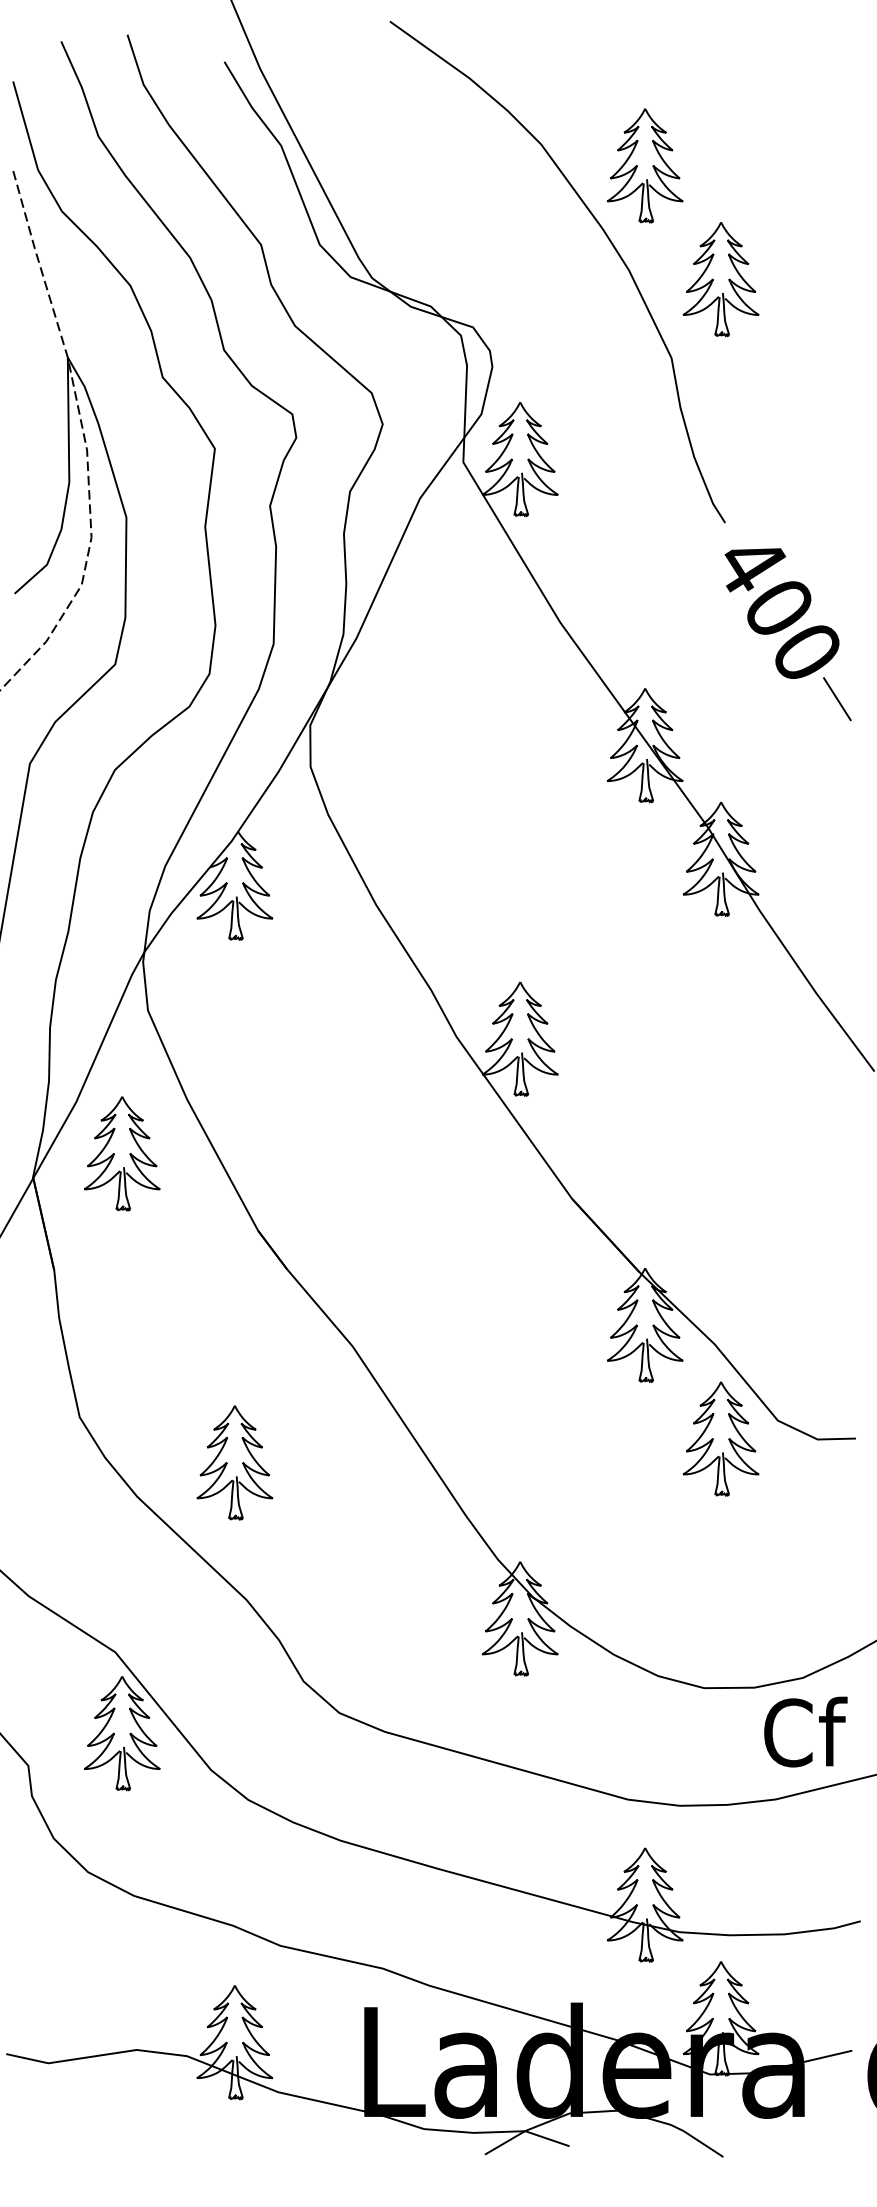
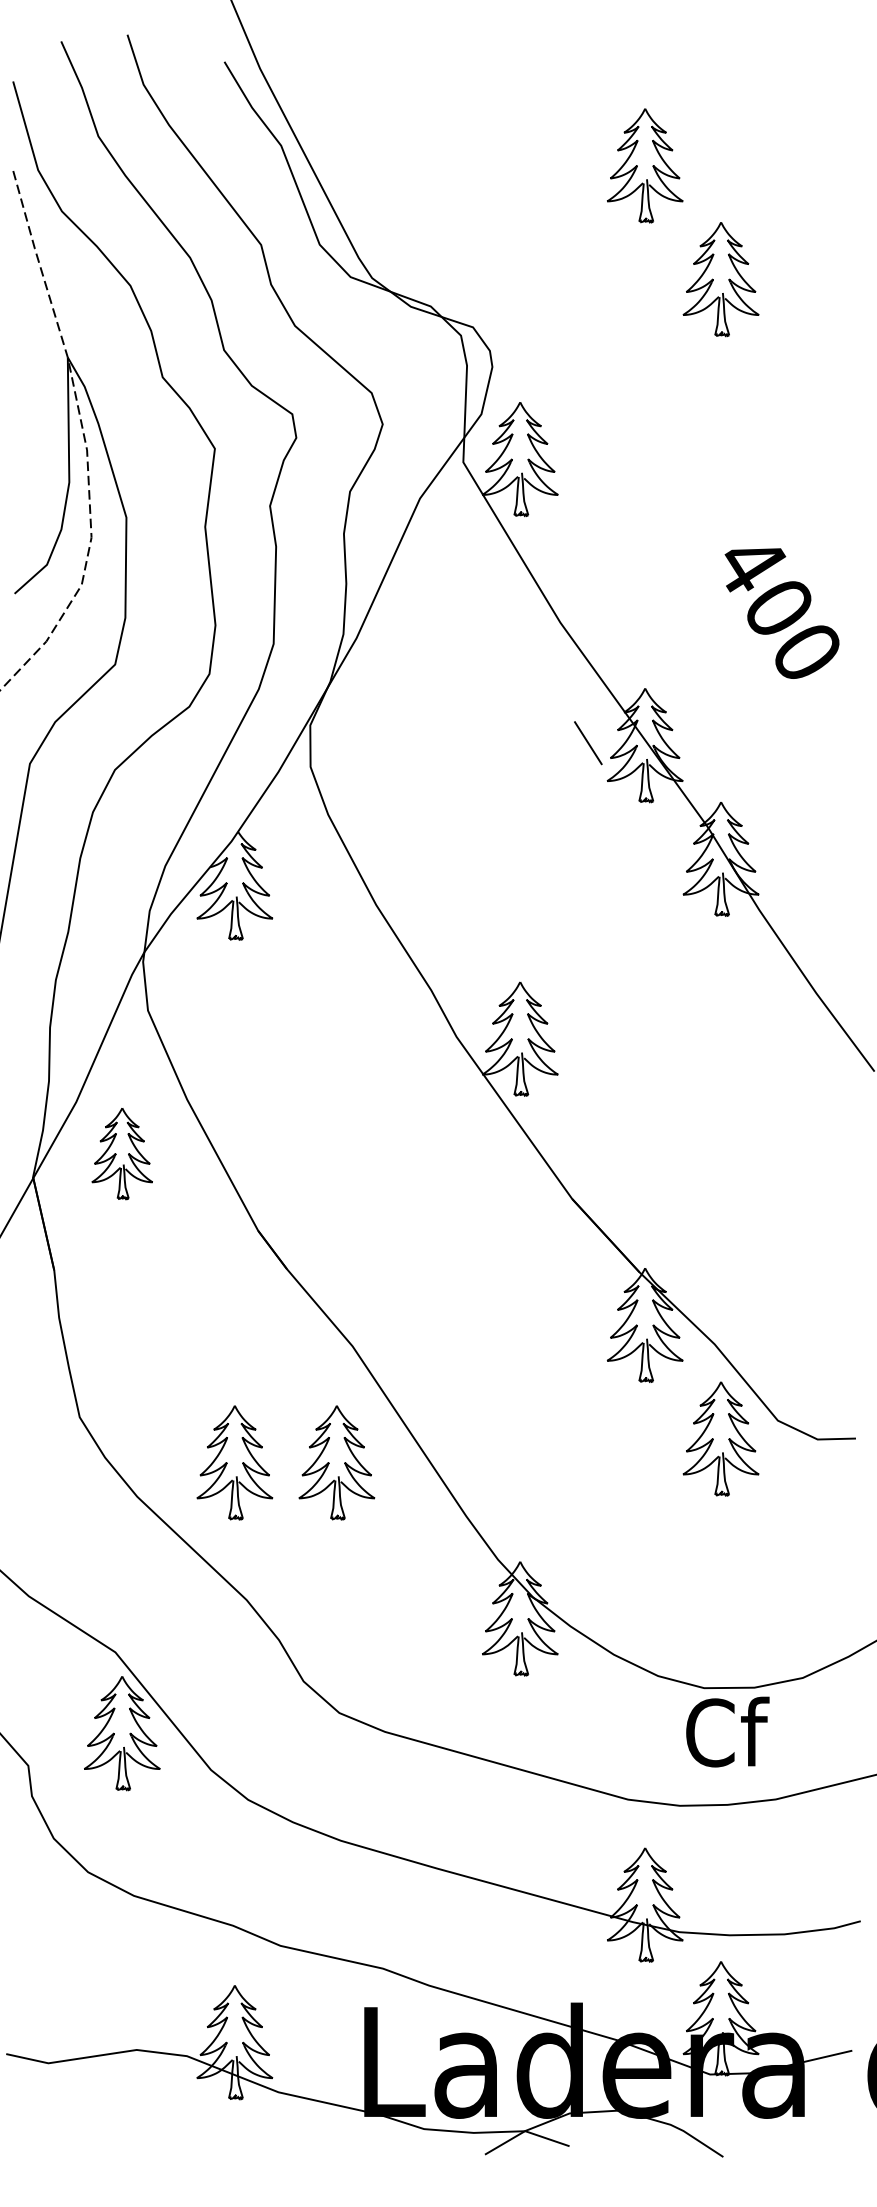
curve: present -> none (610, 243)
line position: (837, 699) -> (588, 743) (588, 743)
part size: 77x116 px -> 62x93 px (121, 1154)
part: none -> present (336, 1462)
text position: (805, 1731) -> (727, 1731) (727, 1731)
